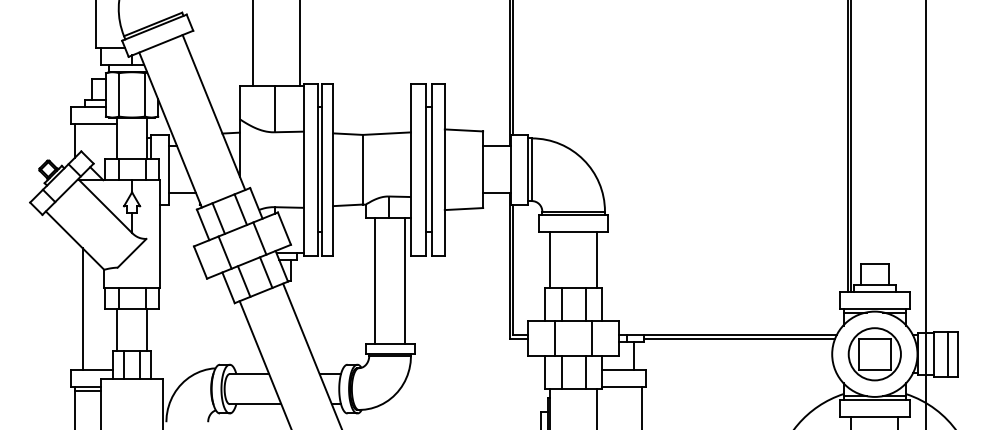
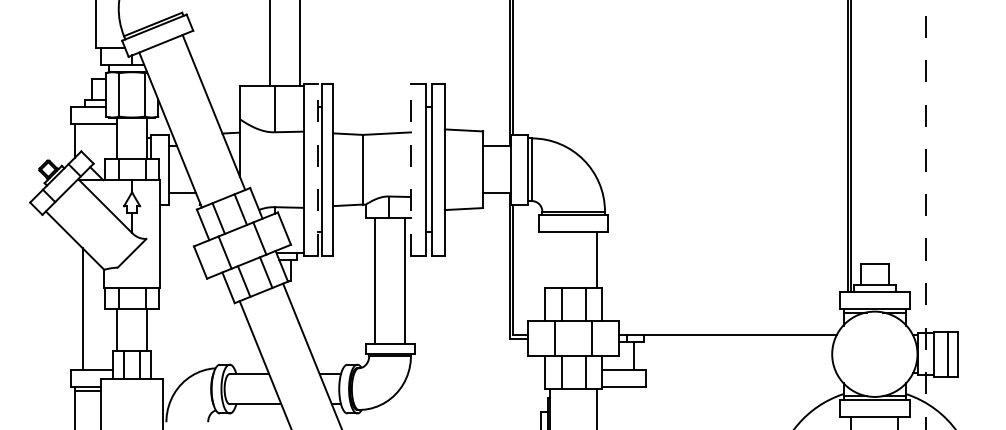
line position: (253, 44) -> (270, 44) (270, 44)
line: solid -> dashed (317, 169)
line: solid -> dashed (411, 169)
line: solid -> dashed (925, 214)
line: present -> none (550, 260)
line: present -> none (739, 338)
part: present -> none (874, 354)
line: present -> none (642, 406)
